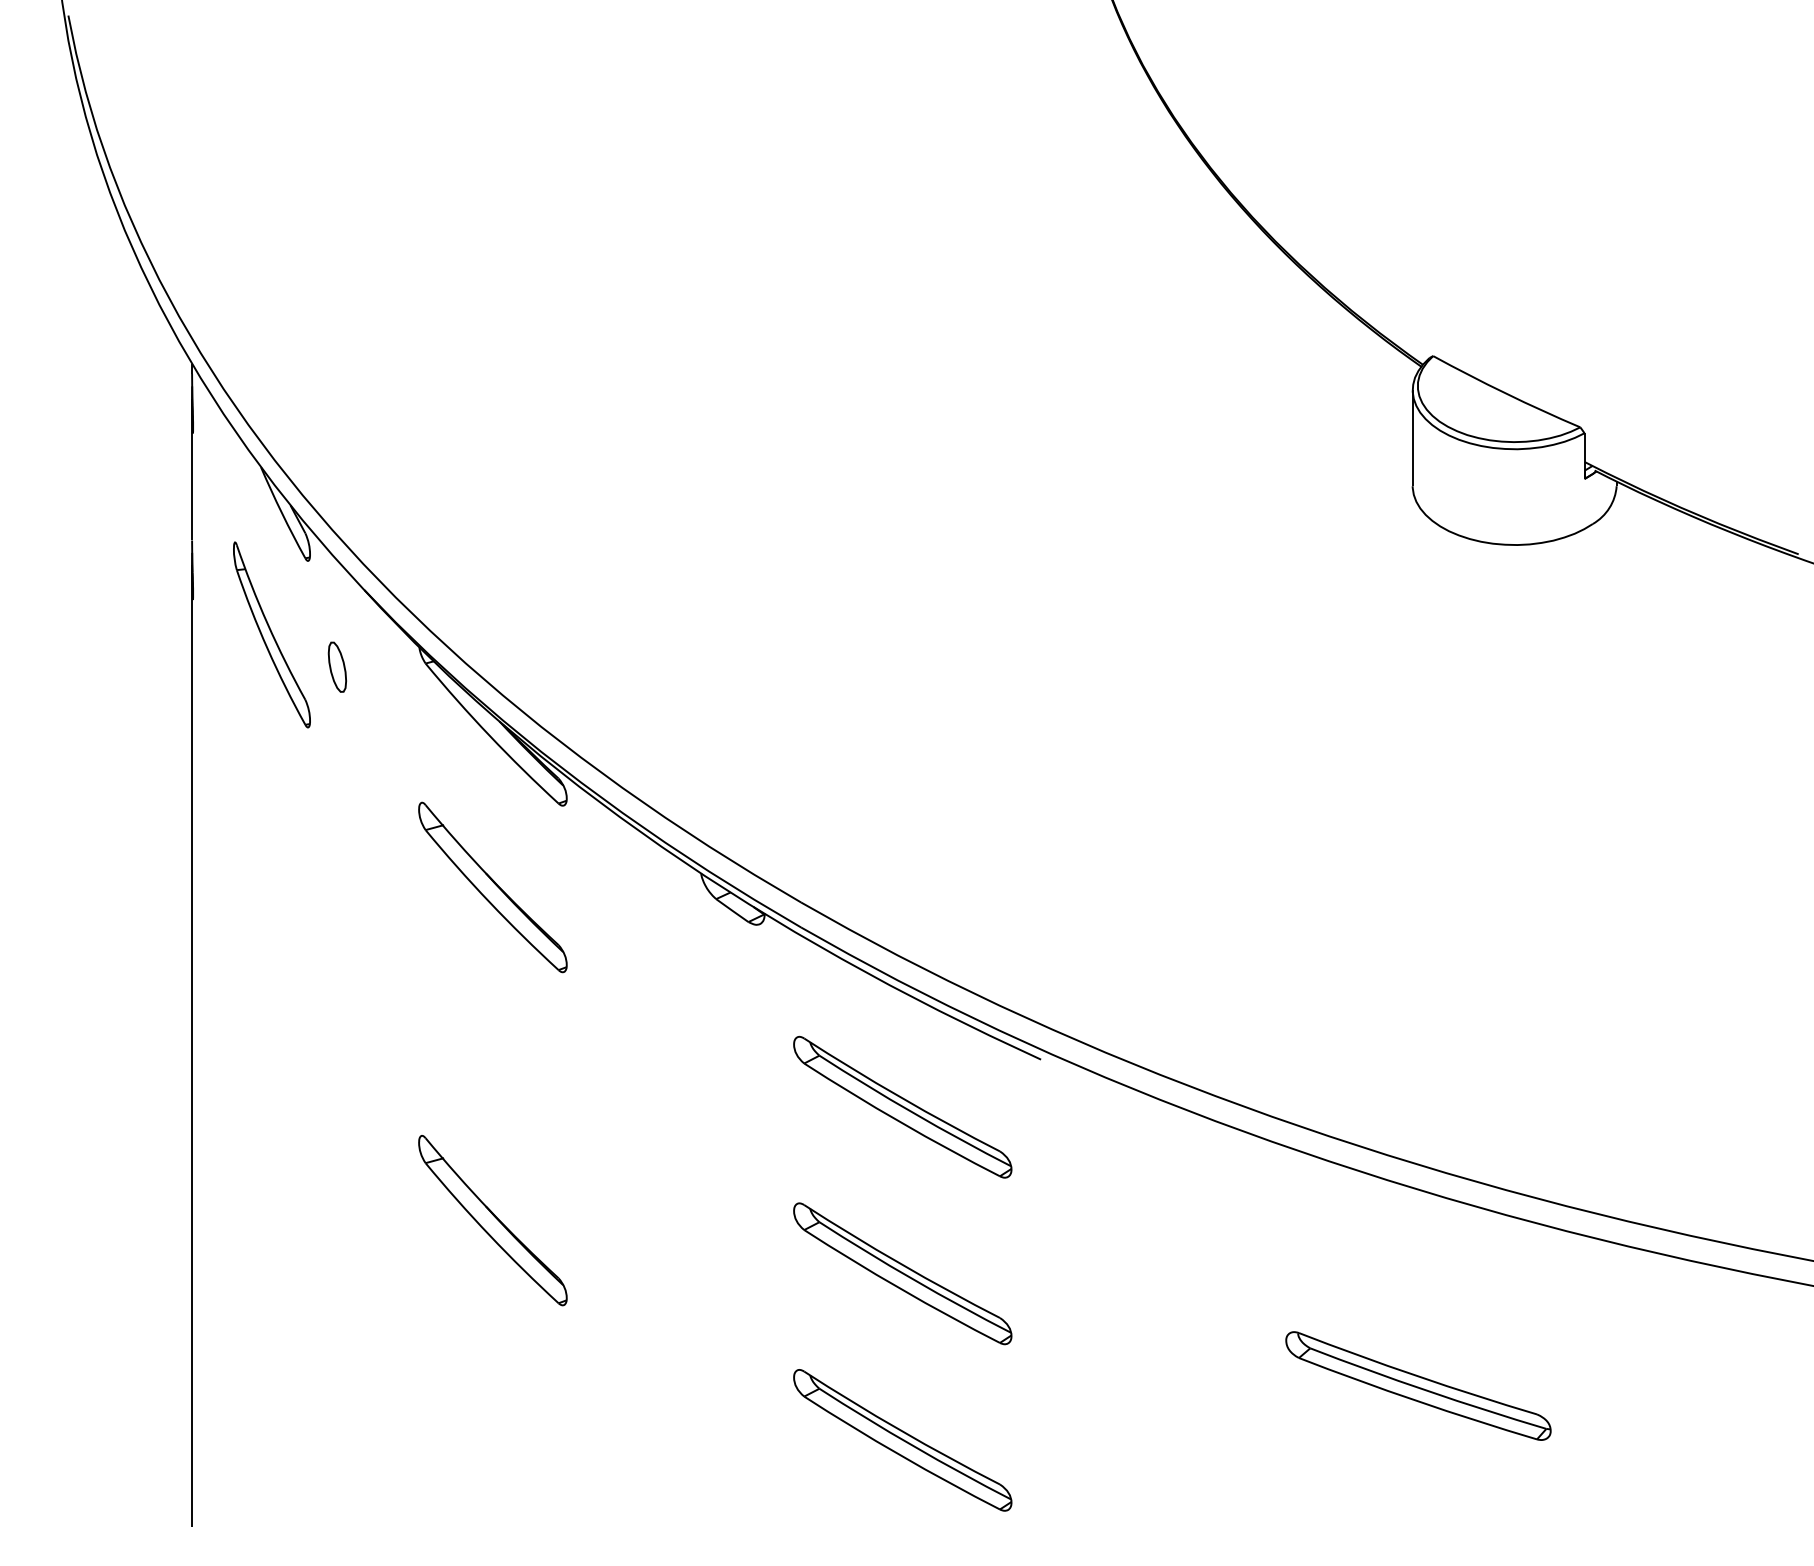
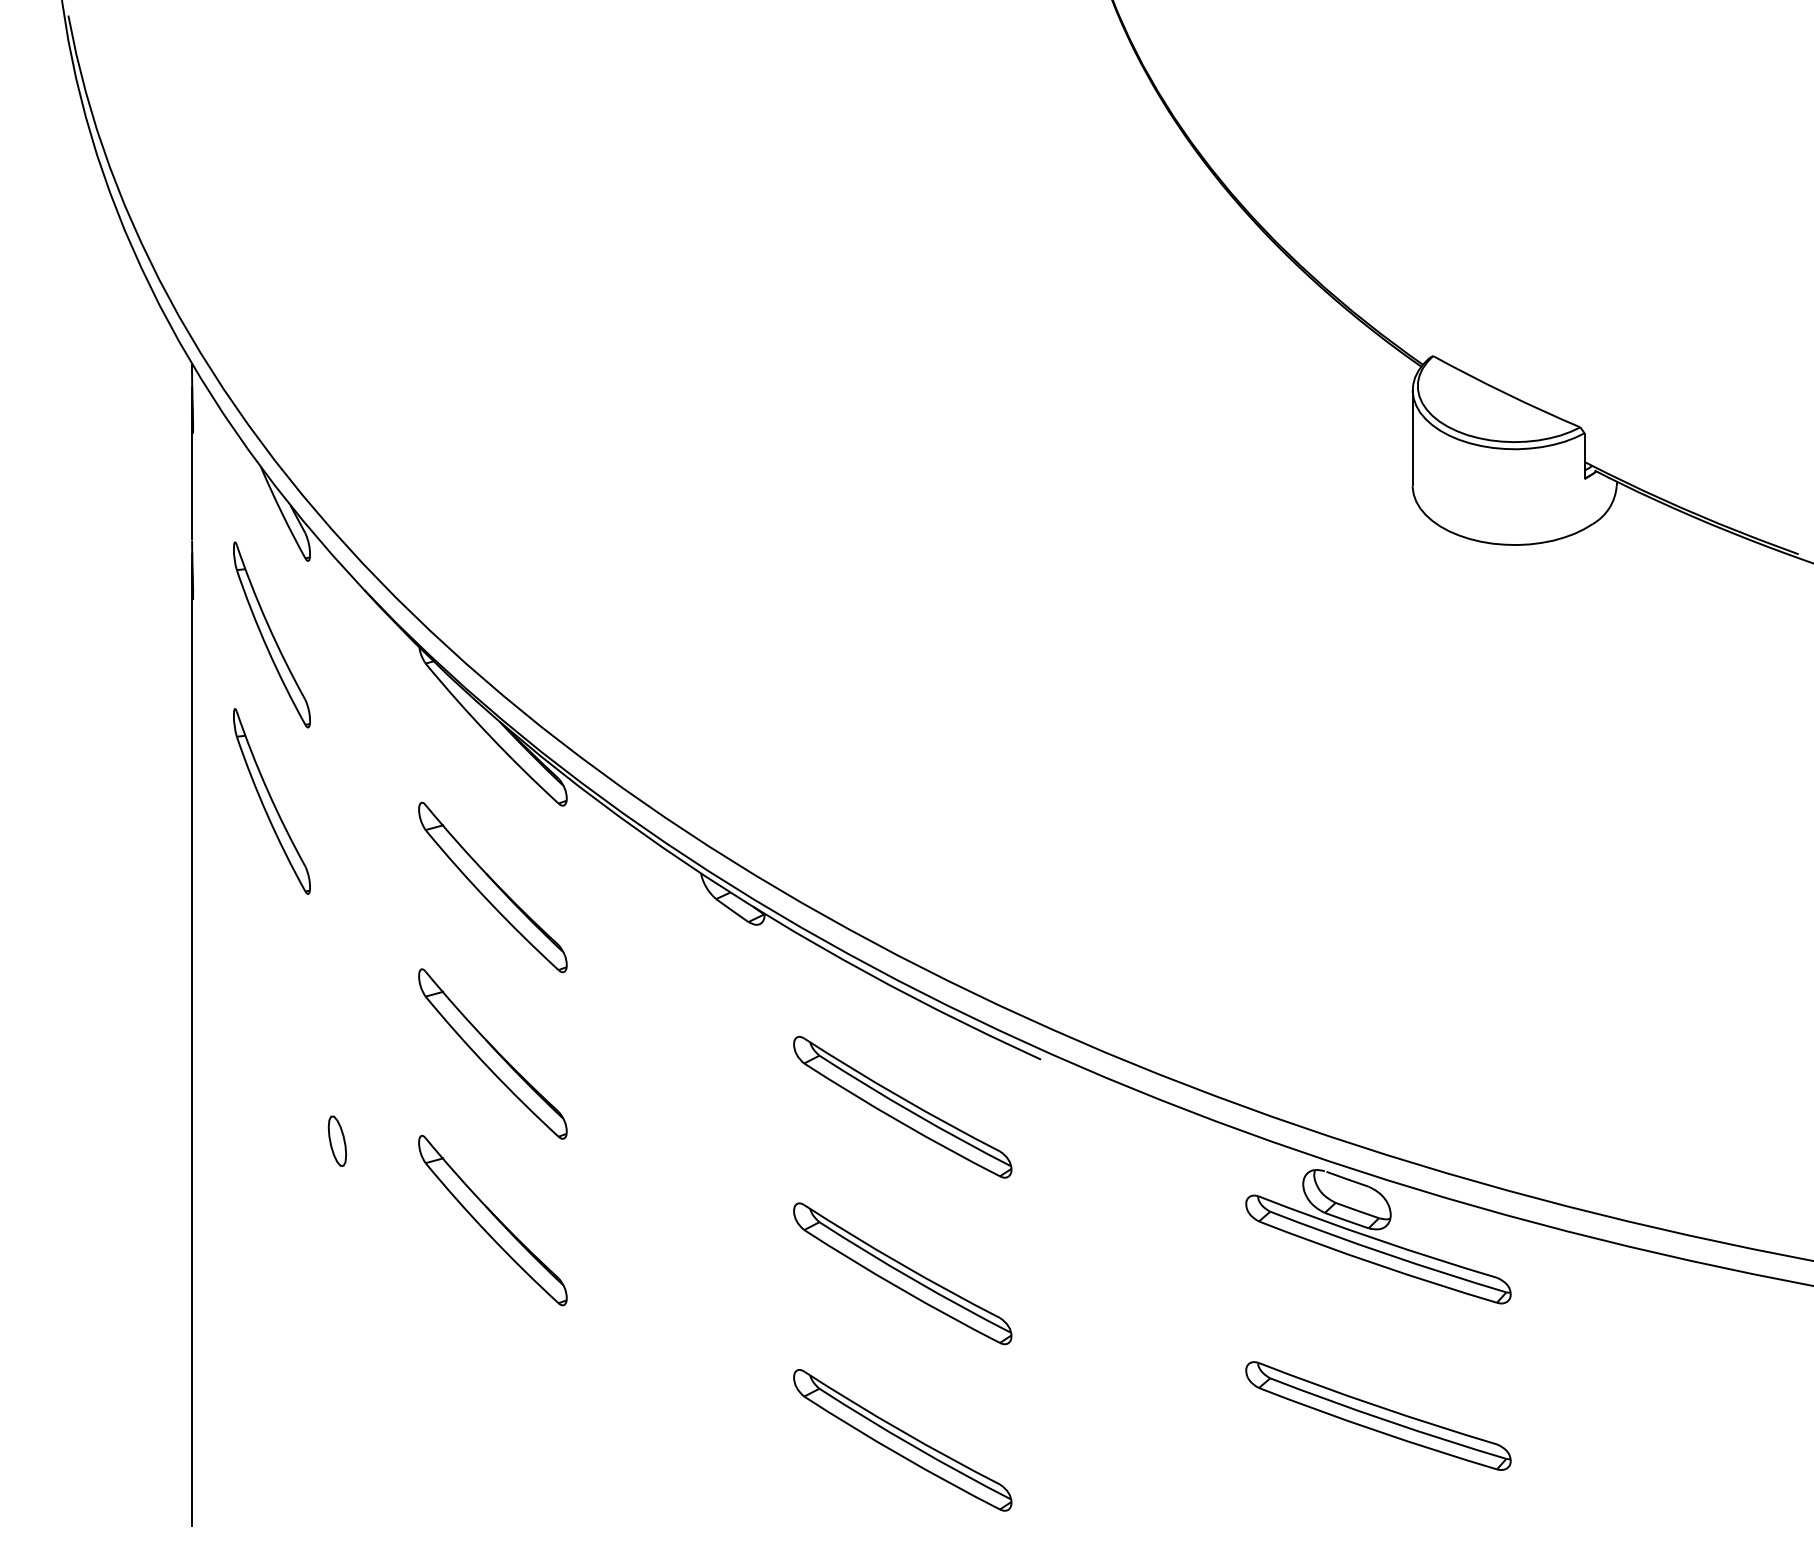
part position: (336, 666) -> (336, 1140) (336, 1140)
part: none -> present (271, 801)
part: none -> present (492, 1053)
part: none -> present (1378, 1236)
part position: (1418, 1385) -> (1378, 1415) (1378, 1415)
